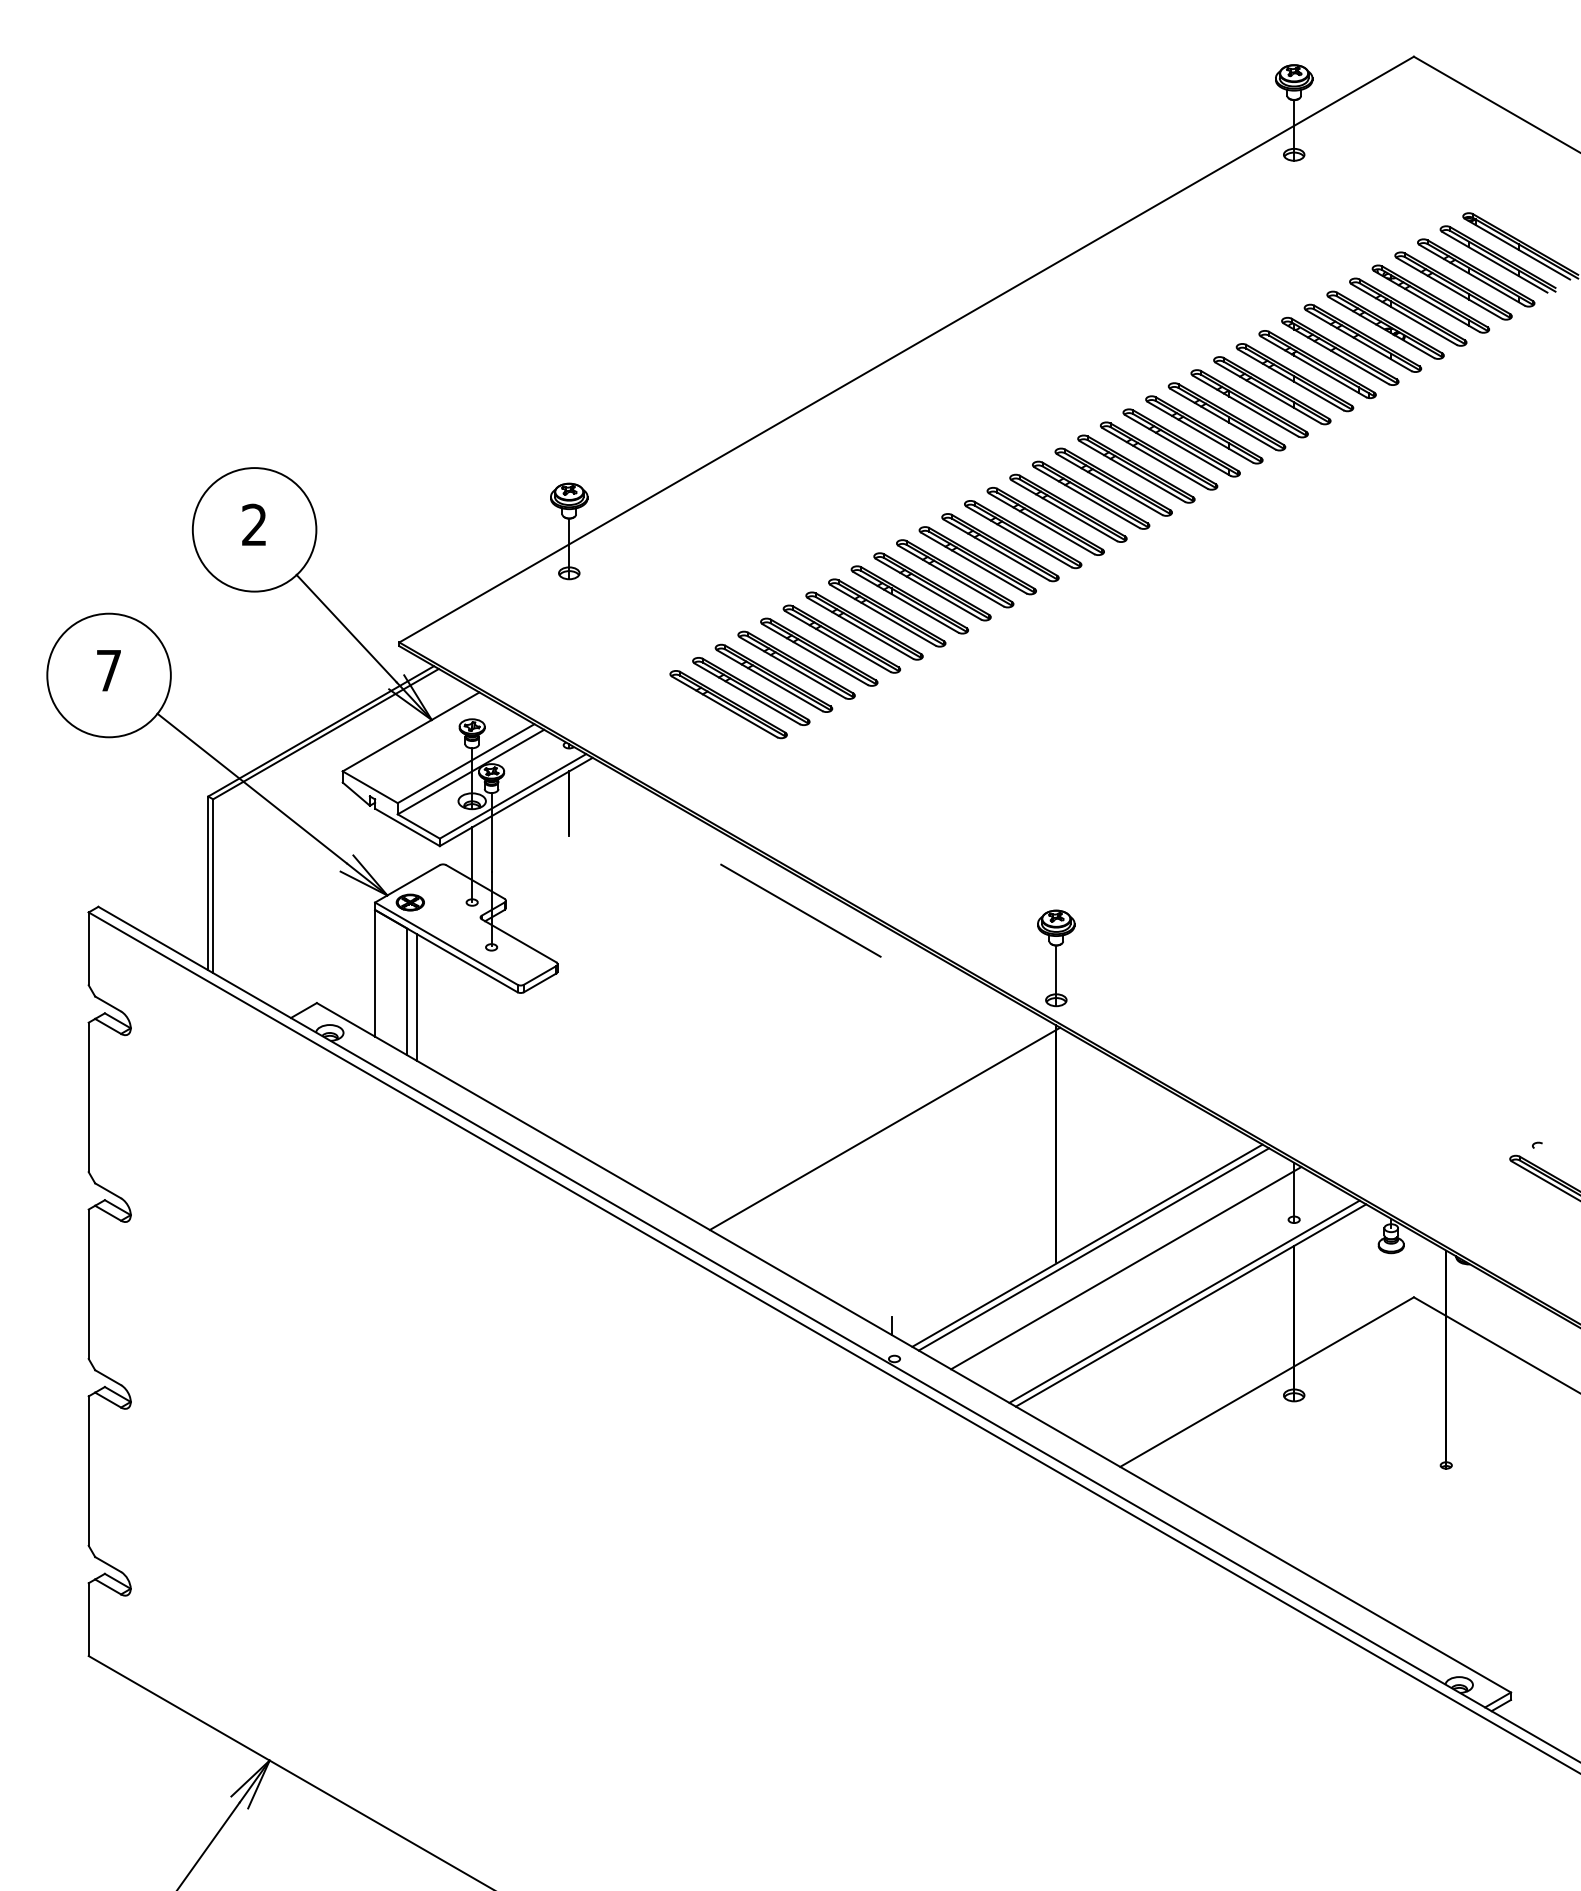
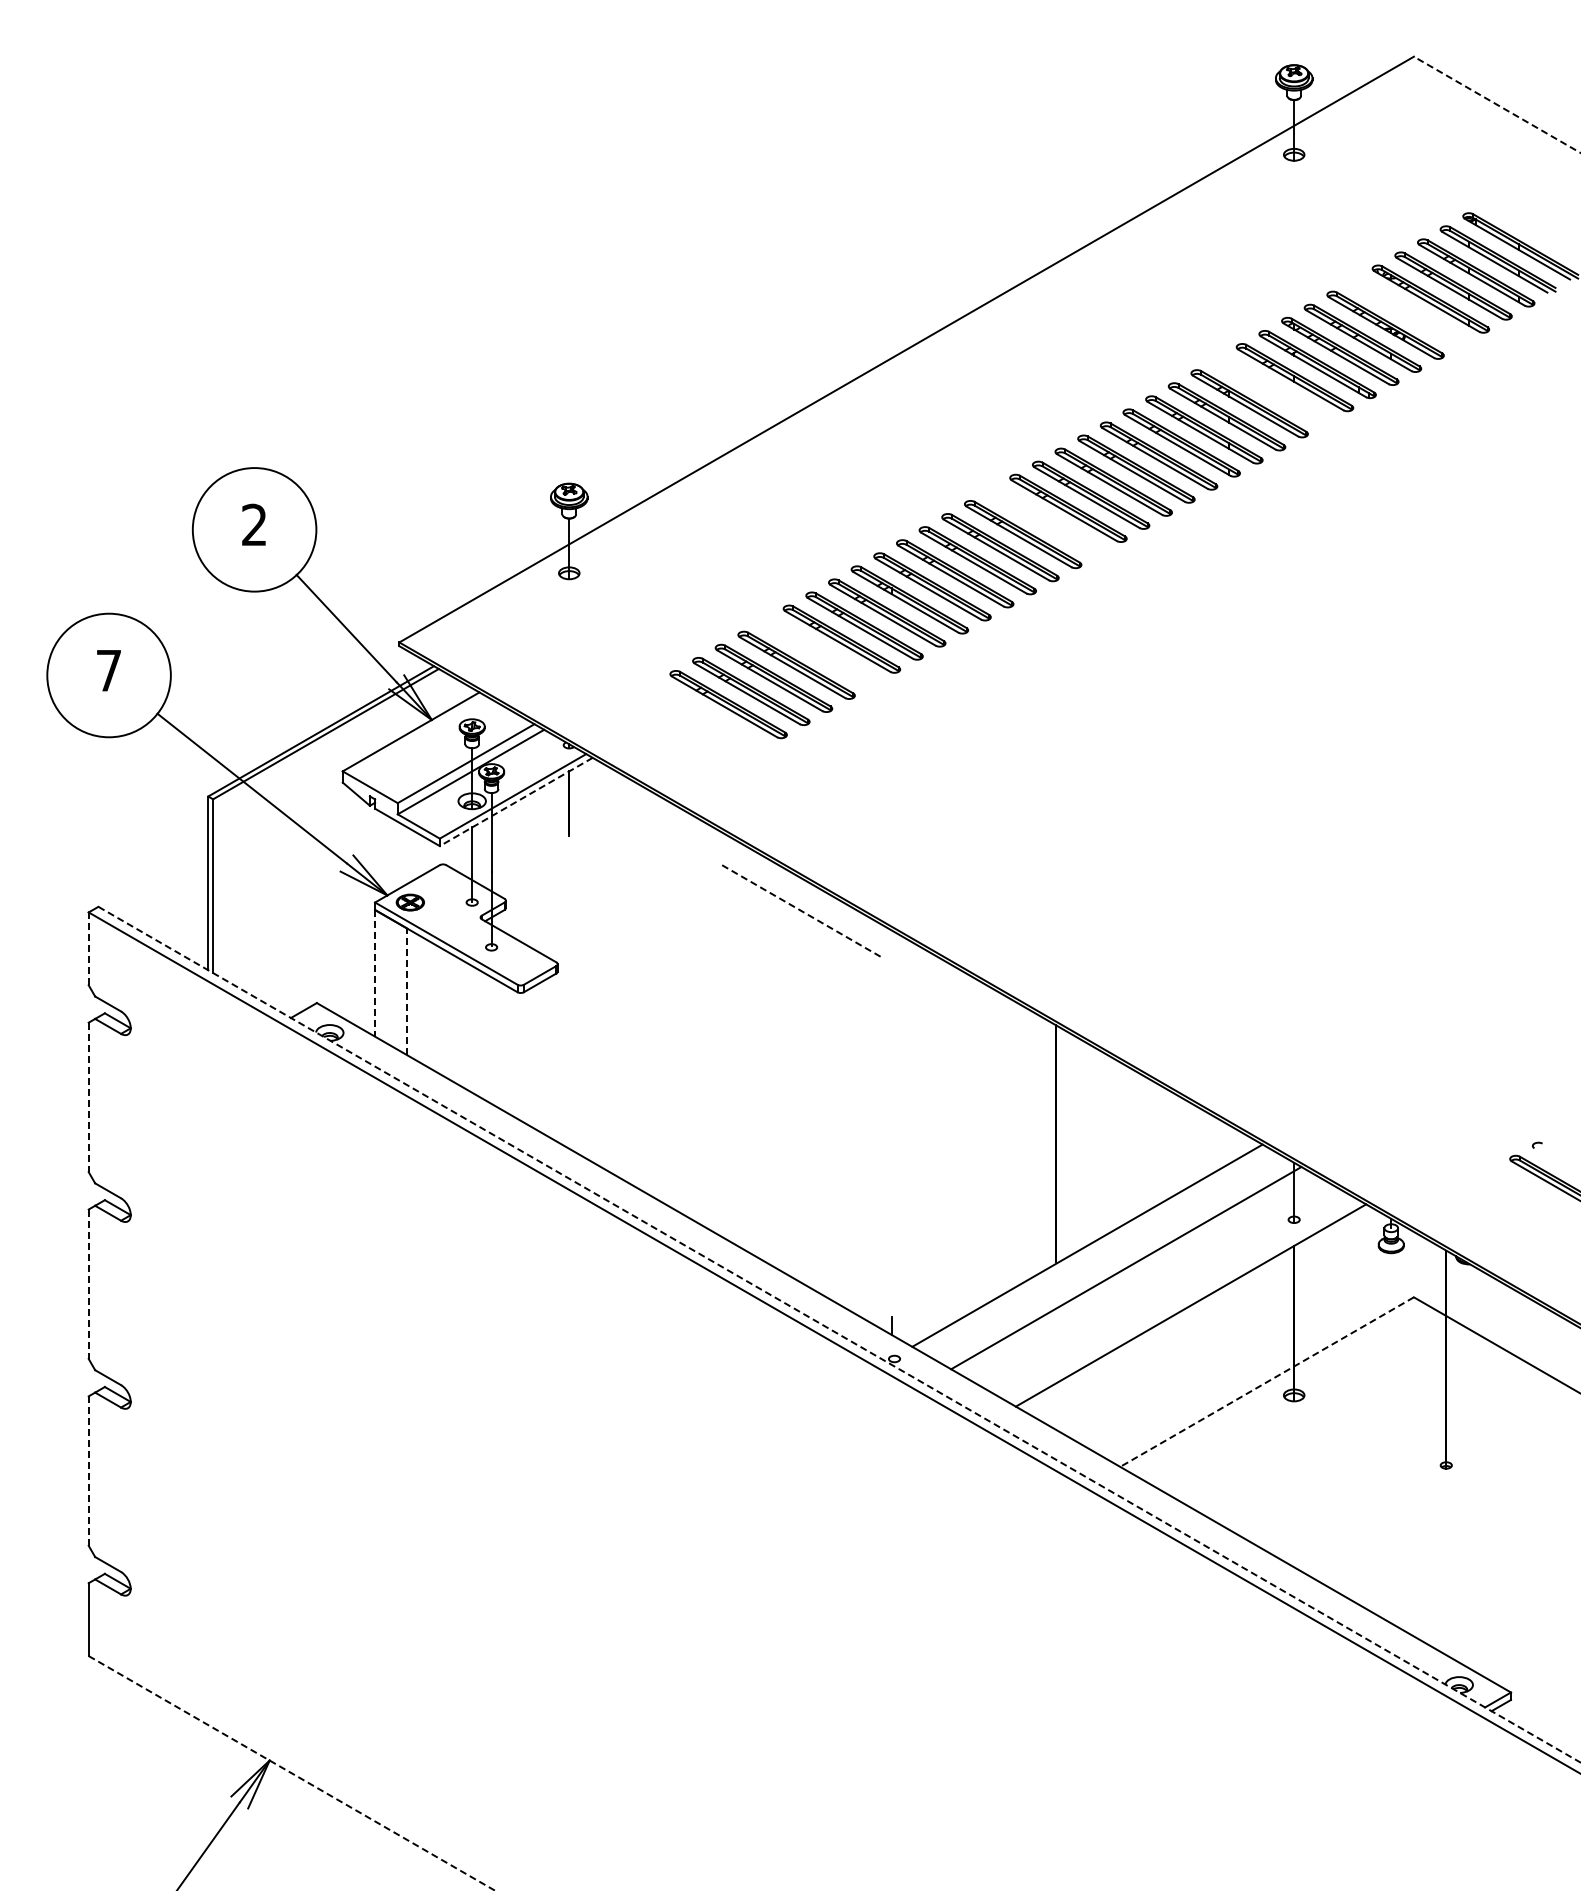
line: solid -> dashed (1497, 104)
part: present -> none (1408, 311)
part: present -> none (1272, 390)
part: present -> none (1045, 521)
part: present -> none (819, 651)
line: solid -> dashed (515, 802)
line: solid -> dashed (800, 910)
line: solid -> dashed (88, 949)
part: present -> none (1056, 958)
line: solid -> dashed (375, 973)
line: solid -> dashed (407, 991)
line: present -> none (417, 997)
line: solid -> dashed (88, 1097)
line: present -> none (884, 1128)
line: present -> none (1093, 1249)
line: solid -> dashed (88, 1284)
line: present -> none (1184, 1301)
line: solid -> dashed (839, 1334)
line: solid -> dashed (1267, 1382)
line: solid -> dashed (88, 1471)
line: solid -> dashed (292, 1773)
